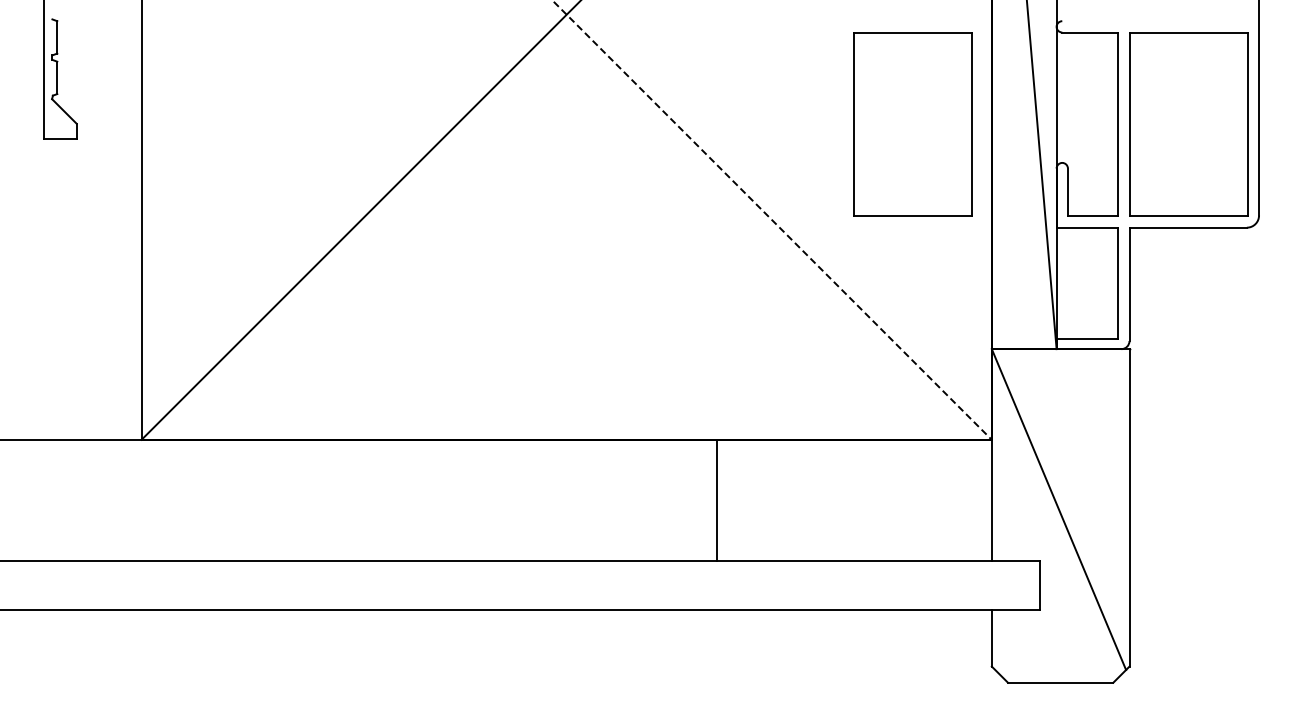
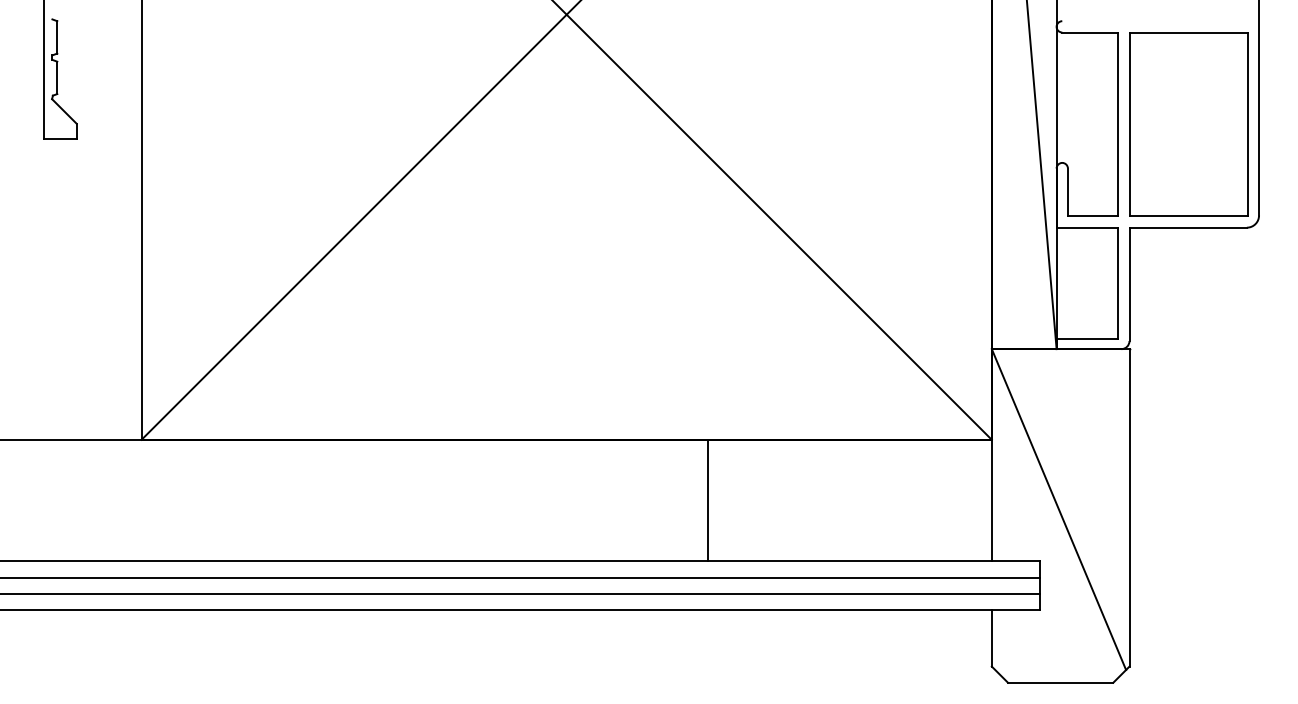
part: present -> none (912, 124)
line: dashed -> solid (772, 220)
line position: (717, 500) -> (708, 500) (708, 500)
line: none -> present (521, 577)
line: none -> present (521, 593)
